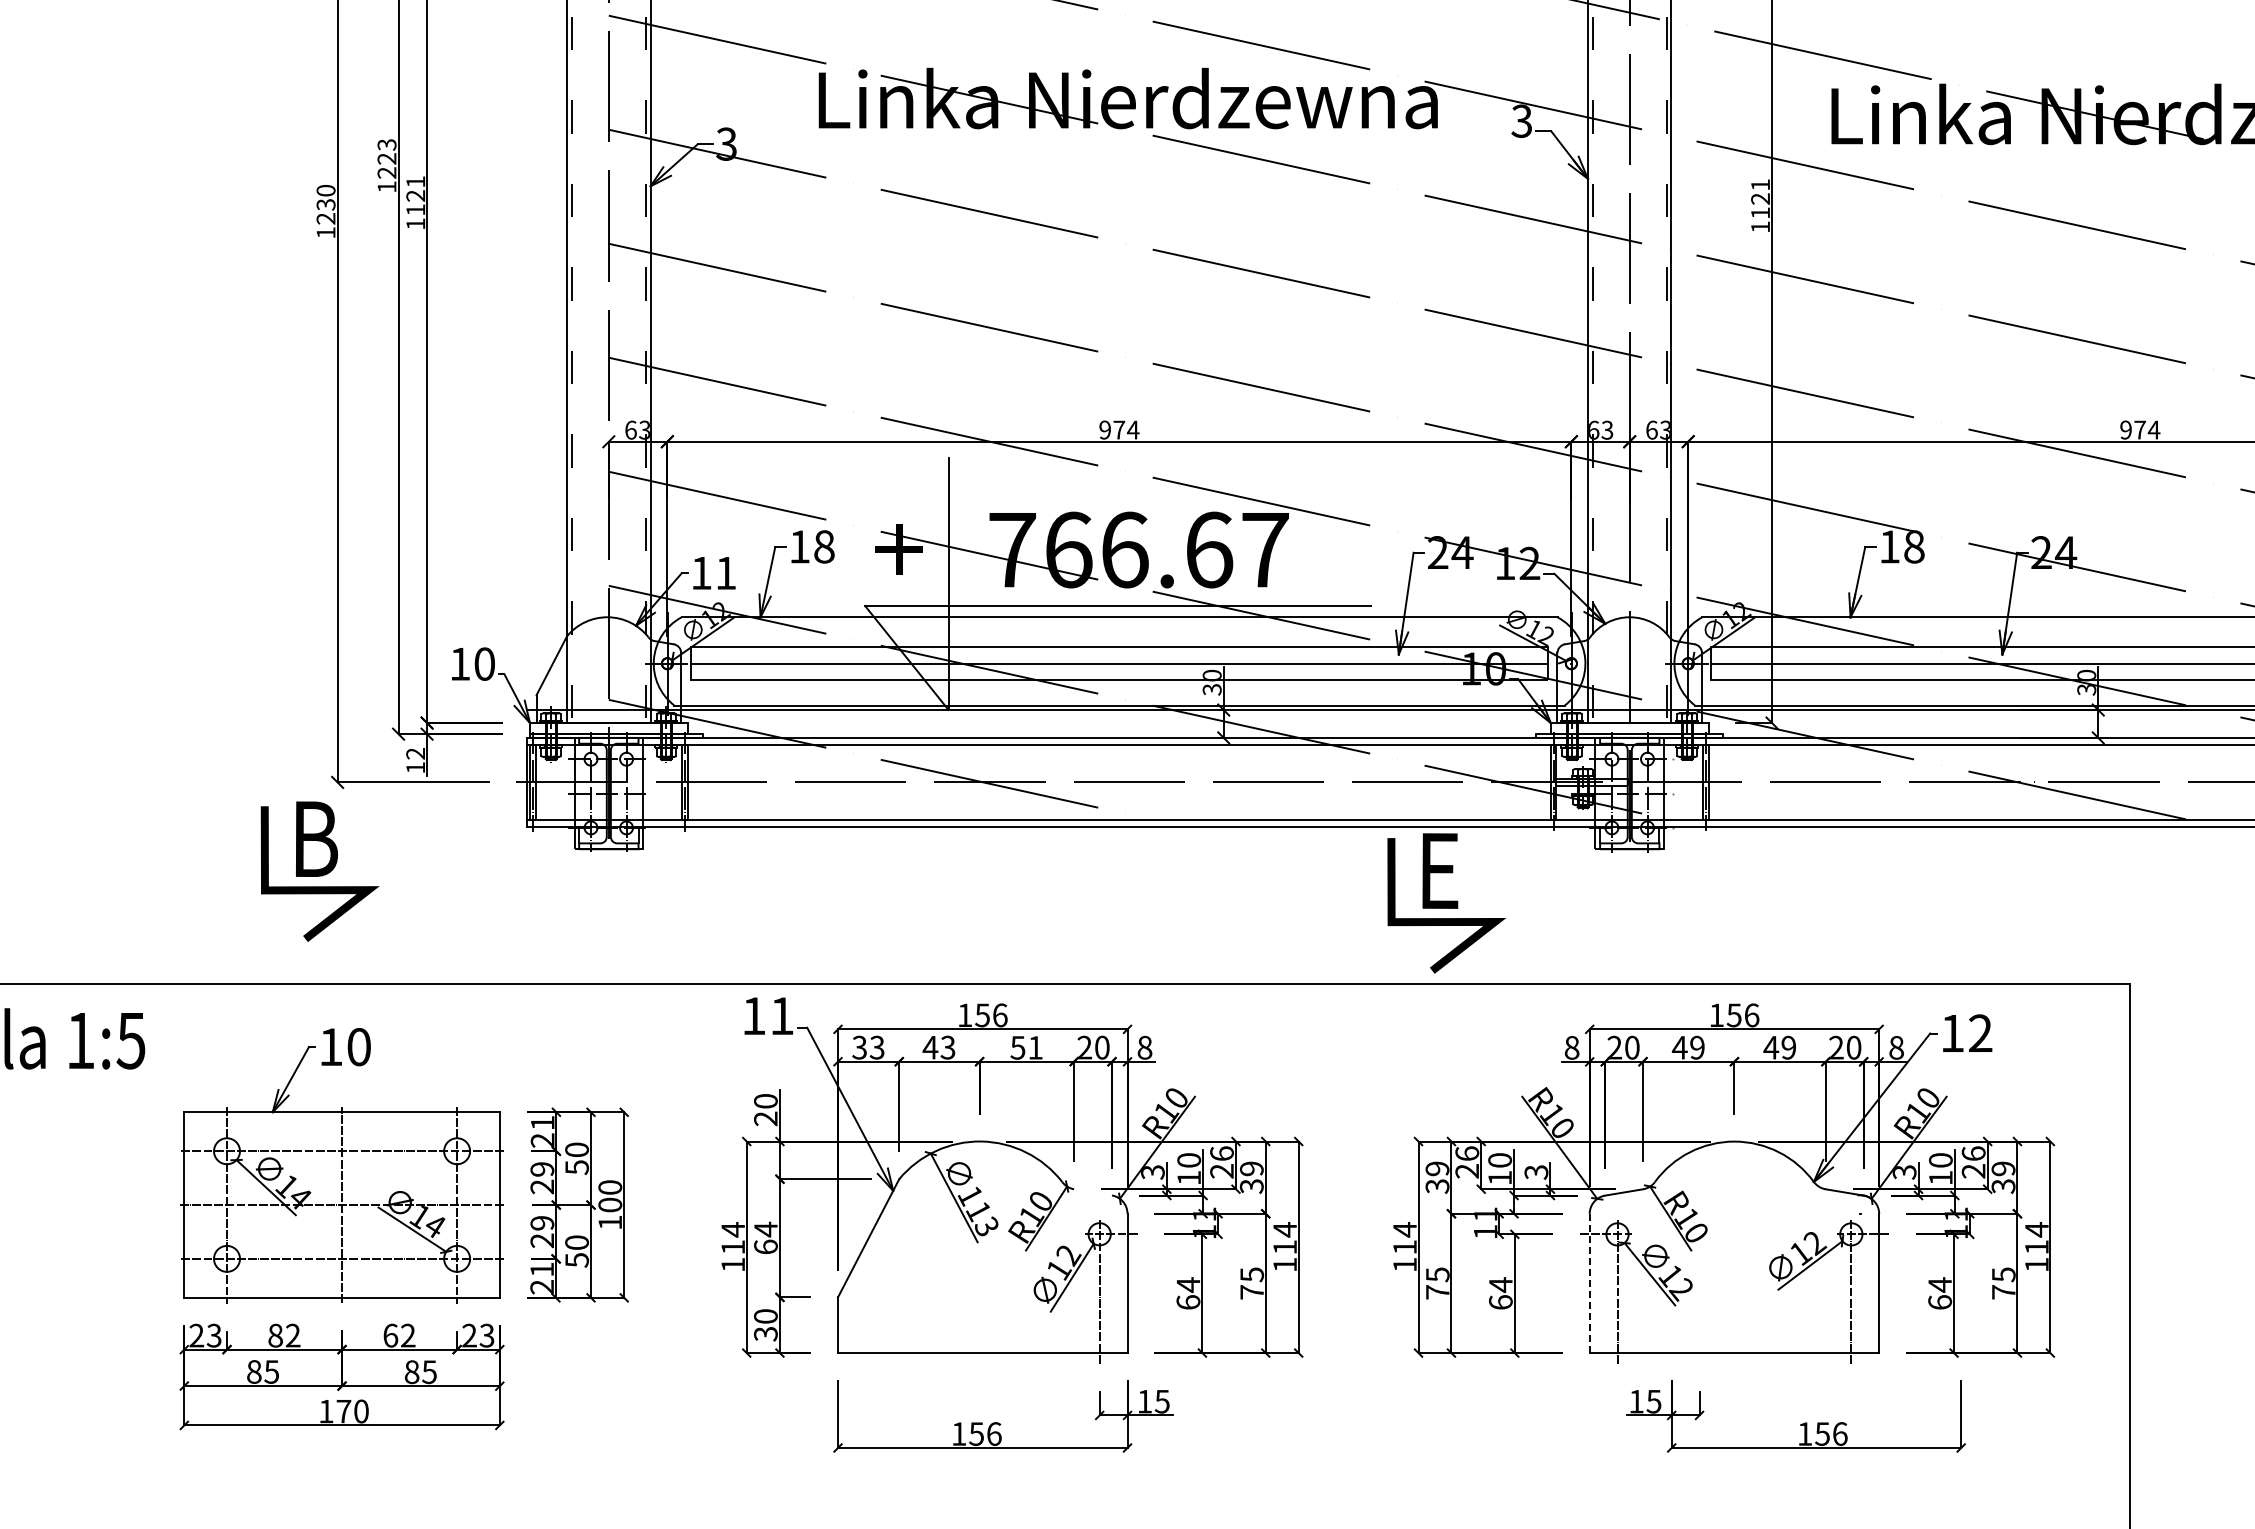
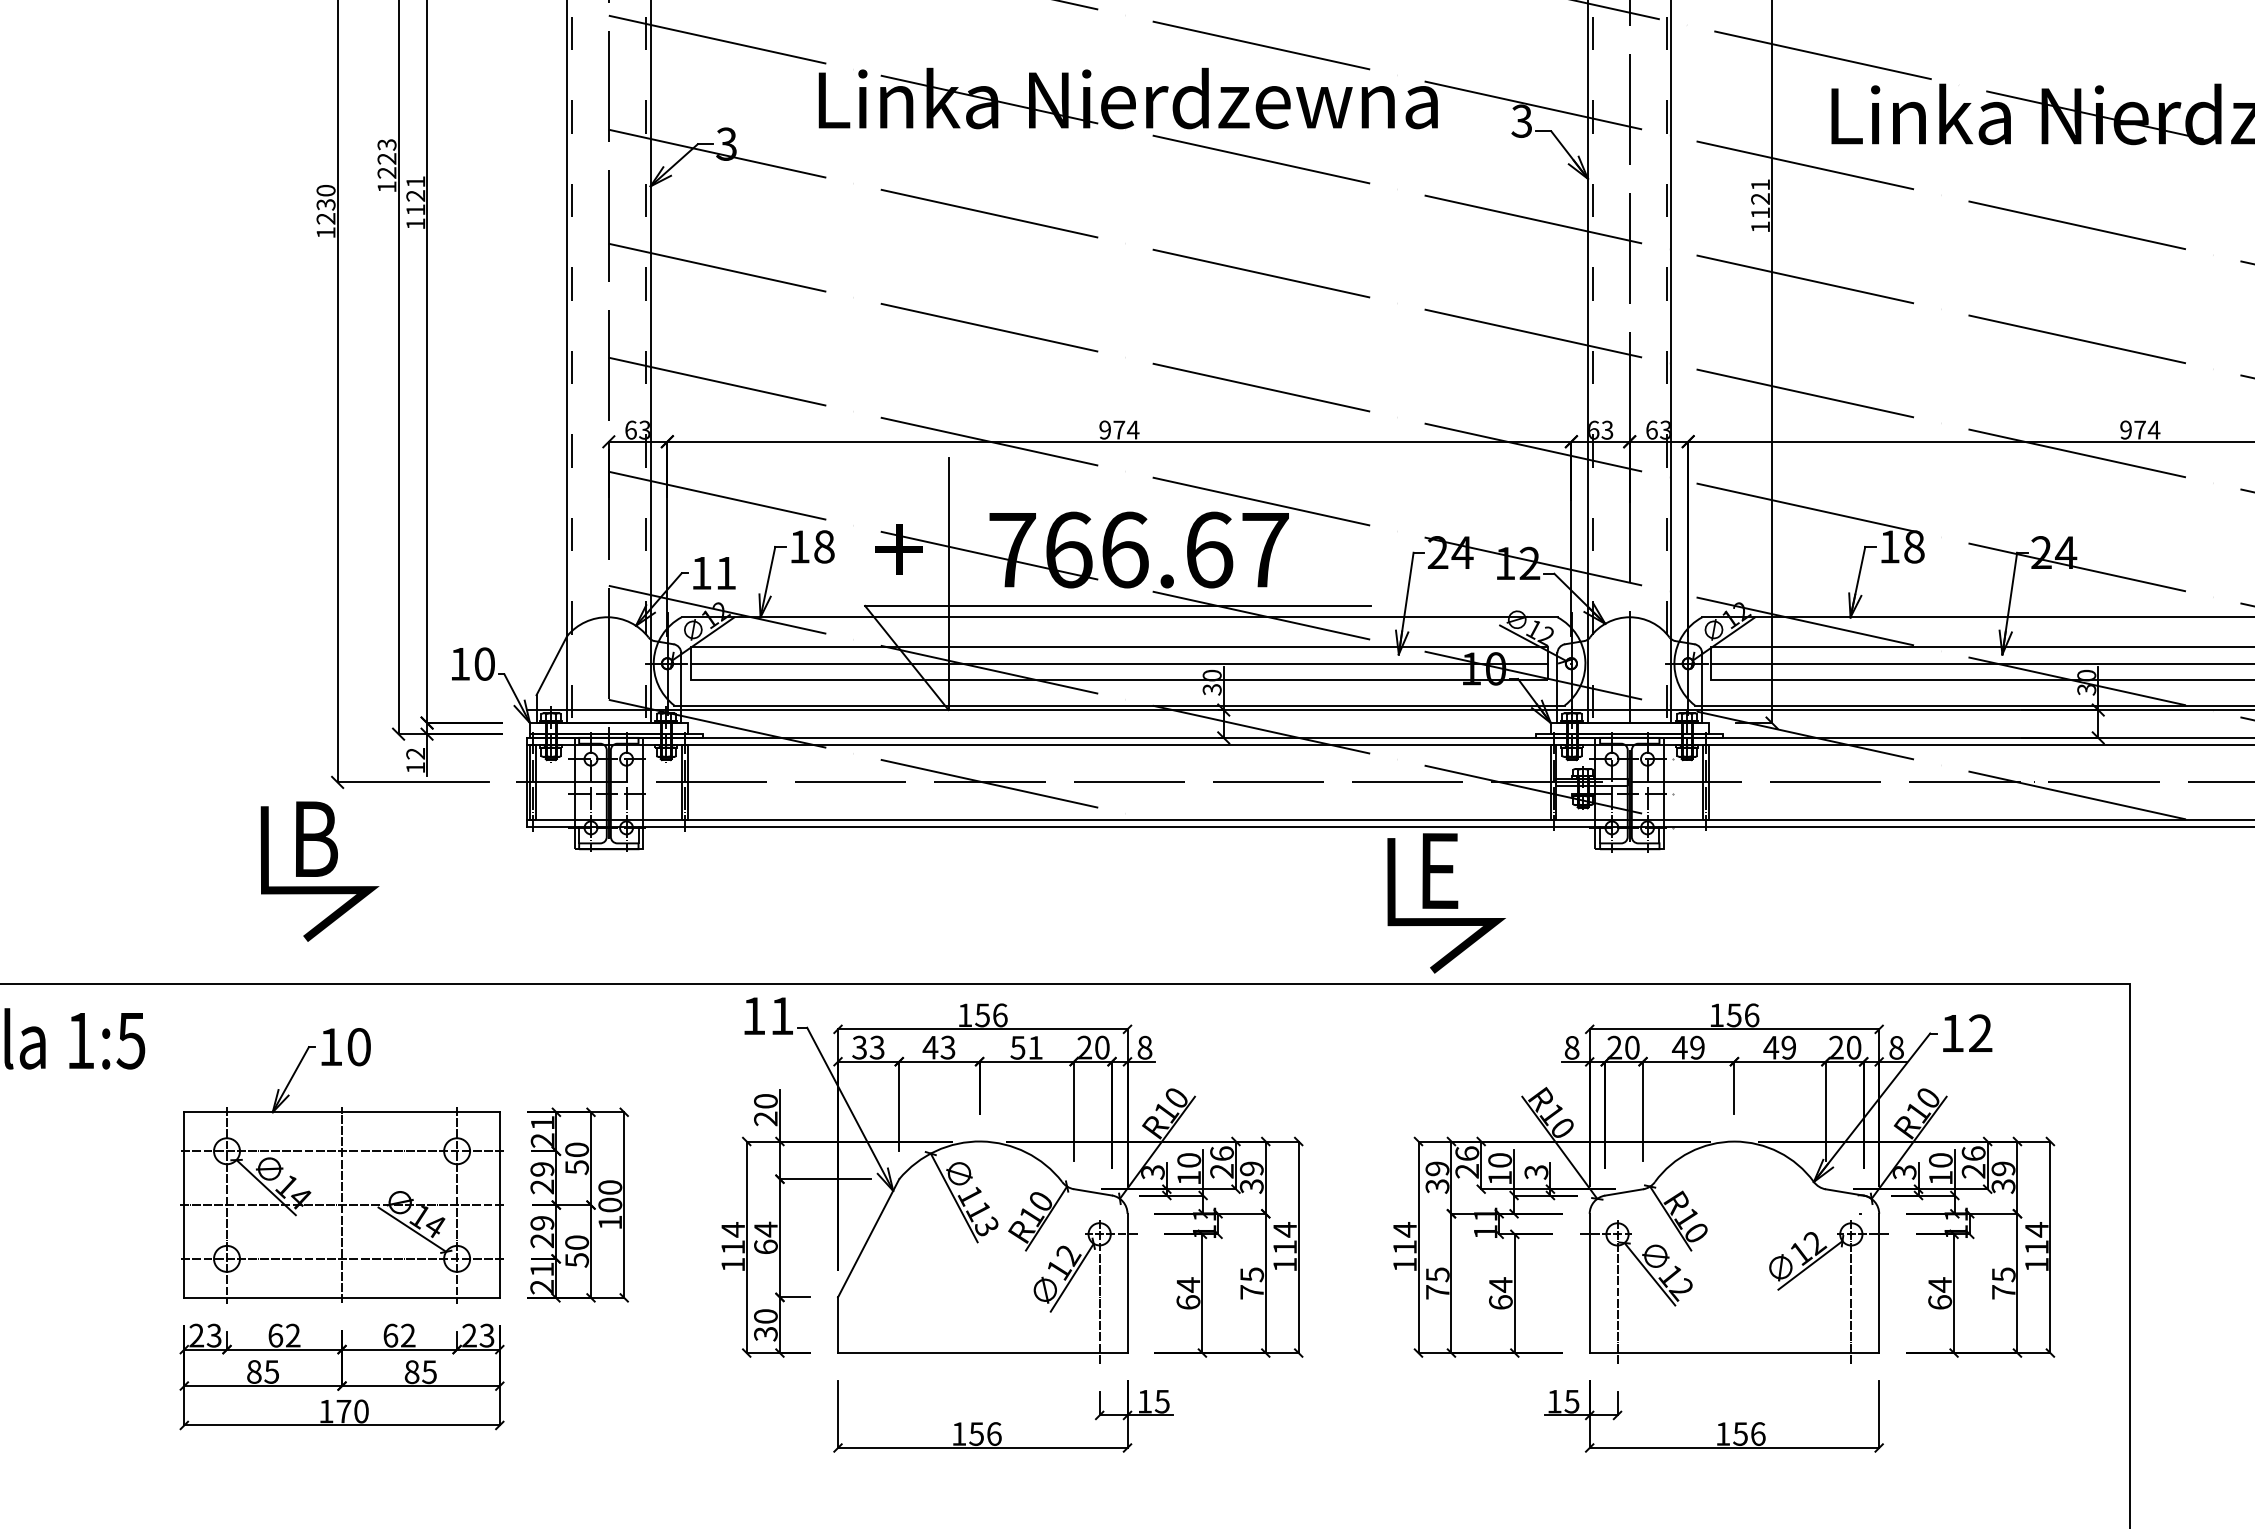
line: none -> present (1093, 1192)
line: dashed -> solid (1589, 1283)
text: 82 -> 62 (275, 1335)
part position: (1801, 1423) -> (1719, 1423) (1719, 1423)
